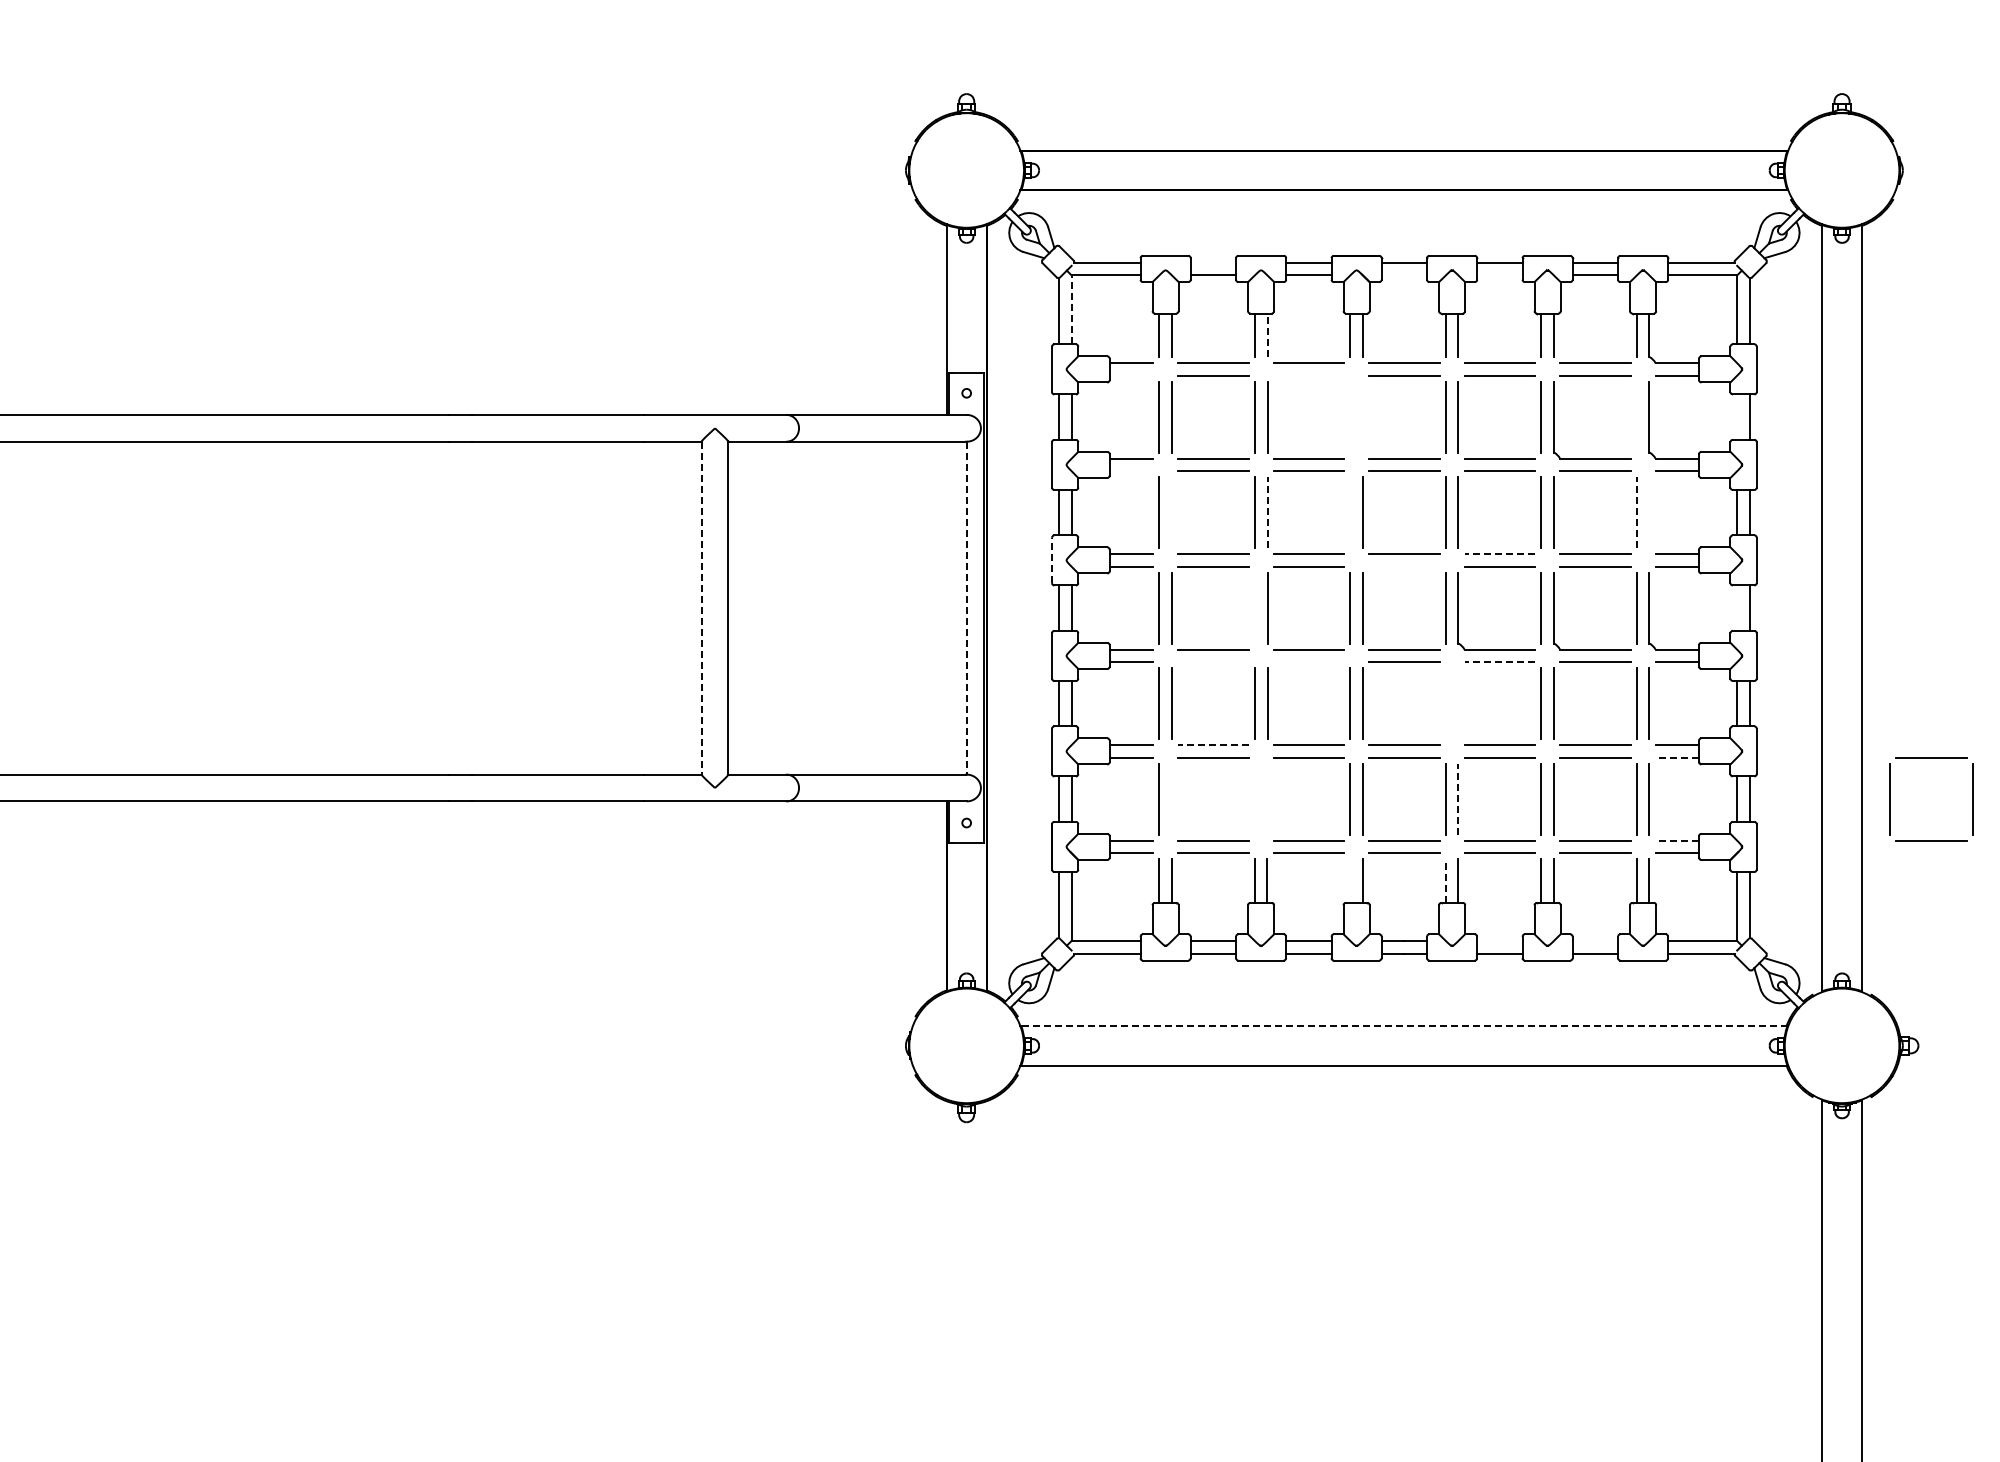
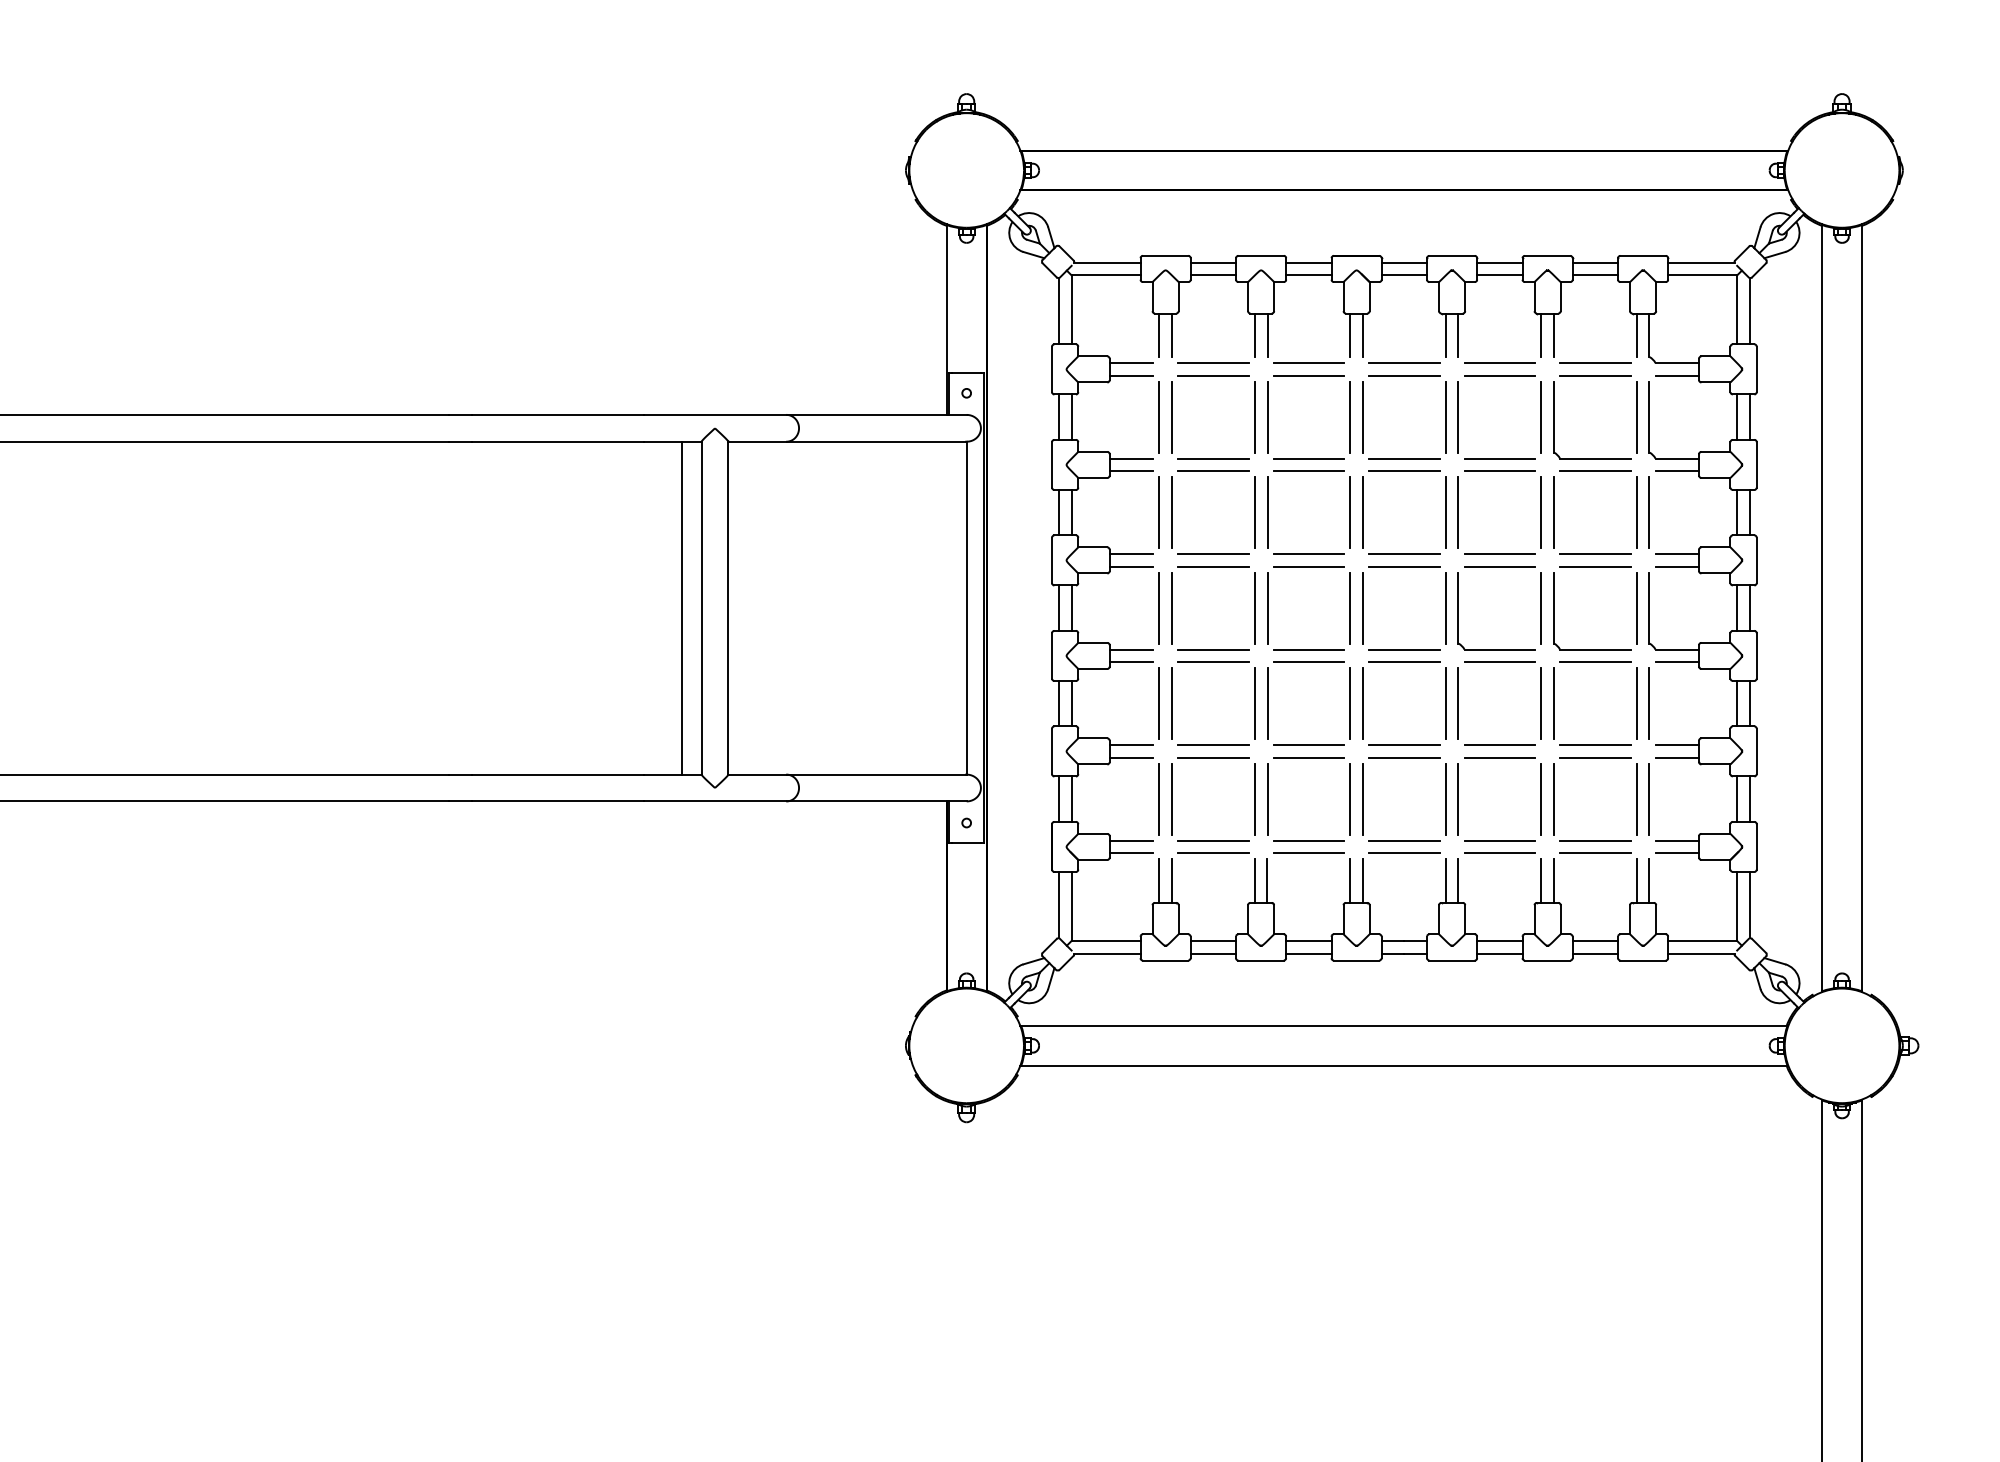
line: none -> present (1213, 262)
line: none -> present (1404, 275)
line: none -> present (1499, 275)
line: dashed -> solid (1071, 309)
line: dashed -> solid (1267, 335)
line: none -> present (1131, 375)
line: none -> present (1308, 375)
line: none -> present (1350, 416)
line: none -> present (1363, 416)
line: none -> present (1636, 416)
line: none -> present (1737, 416)
line: none -> present (1131, 471)
line: none -> present (1172, 512)
line: dashed -> solid (1267, 512)
line: none -> present (1350, 512)
line: dashed -> solid (1636, 512)
line: none -> present (1648, 512)
line: dashed -> solid (1499, 554)
line: dashed -> solid (1052, 560)
line: none -> present (1404, 566)
line: none -> present (682, 607)
line: none -> present (1254, 607)
line: none -> present (1737, 607)
line: dashed -> solid (701, 608)
line: dashed -> solid (966, 608)
line: none -> present (1213, 662)
line: none -> present (1308, 662)
line: dashed -> solid (1499, 662)
line: none -> present (1445, 703)
line: none -> present (1458, 703)
line: dashed -> solid (1212, 745)
line: dashed -> solid (1677, 757)
part: present -> none (1931, 758)
line: none -> present (1172, 798)
line: none -> present (1254, 798)
line: none -> present (1267, 798)
line: dashed -> solid (1458, 798)
line: dashed -> solid (1677, 840)
line: none -> present (1350, 880)
line: dashed -> solid (1445, 881)
line: none -> present (1499, 941)
line: none -> present (1595, 941)
line: dashed -> solid (1403, 1025)
